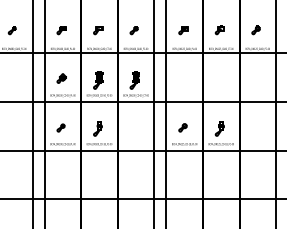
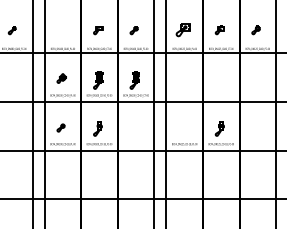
part: present -> none (61, 30)
part size: 11x10 px -> 16x15 px (182, 30)
part: present -> none (182, 127)
